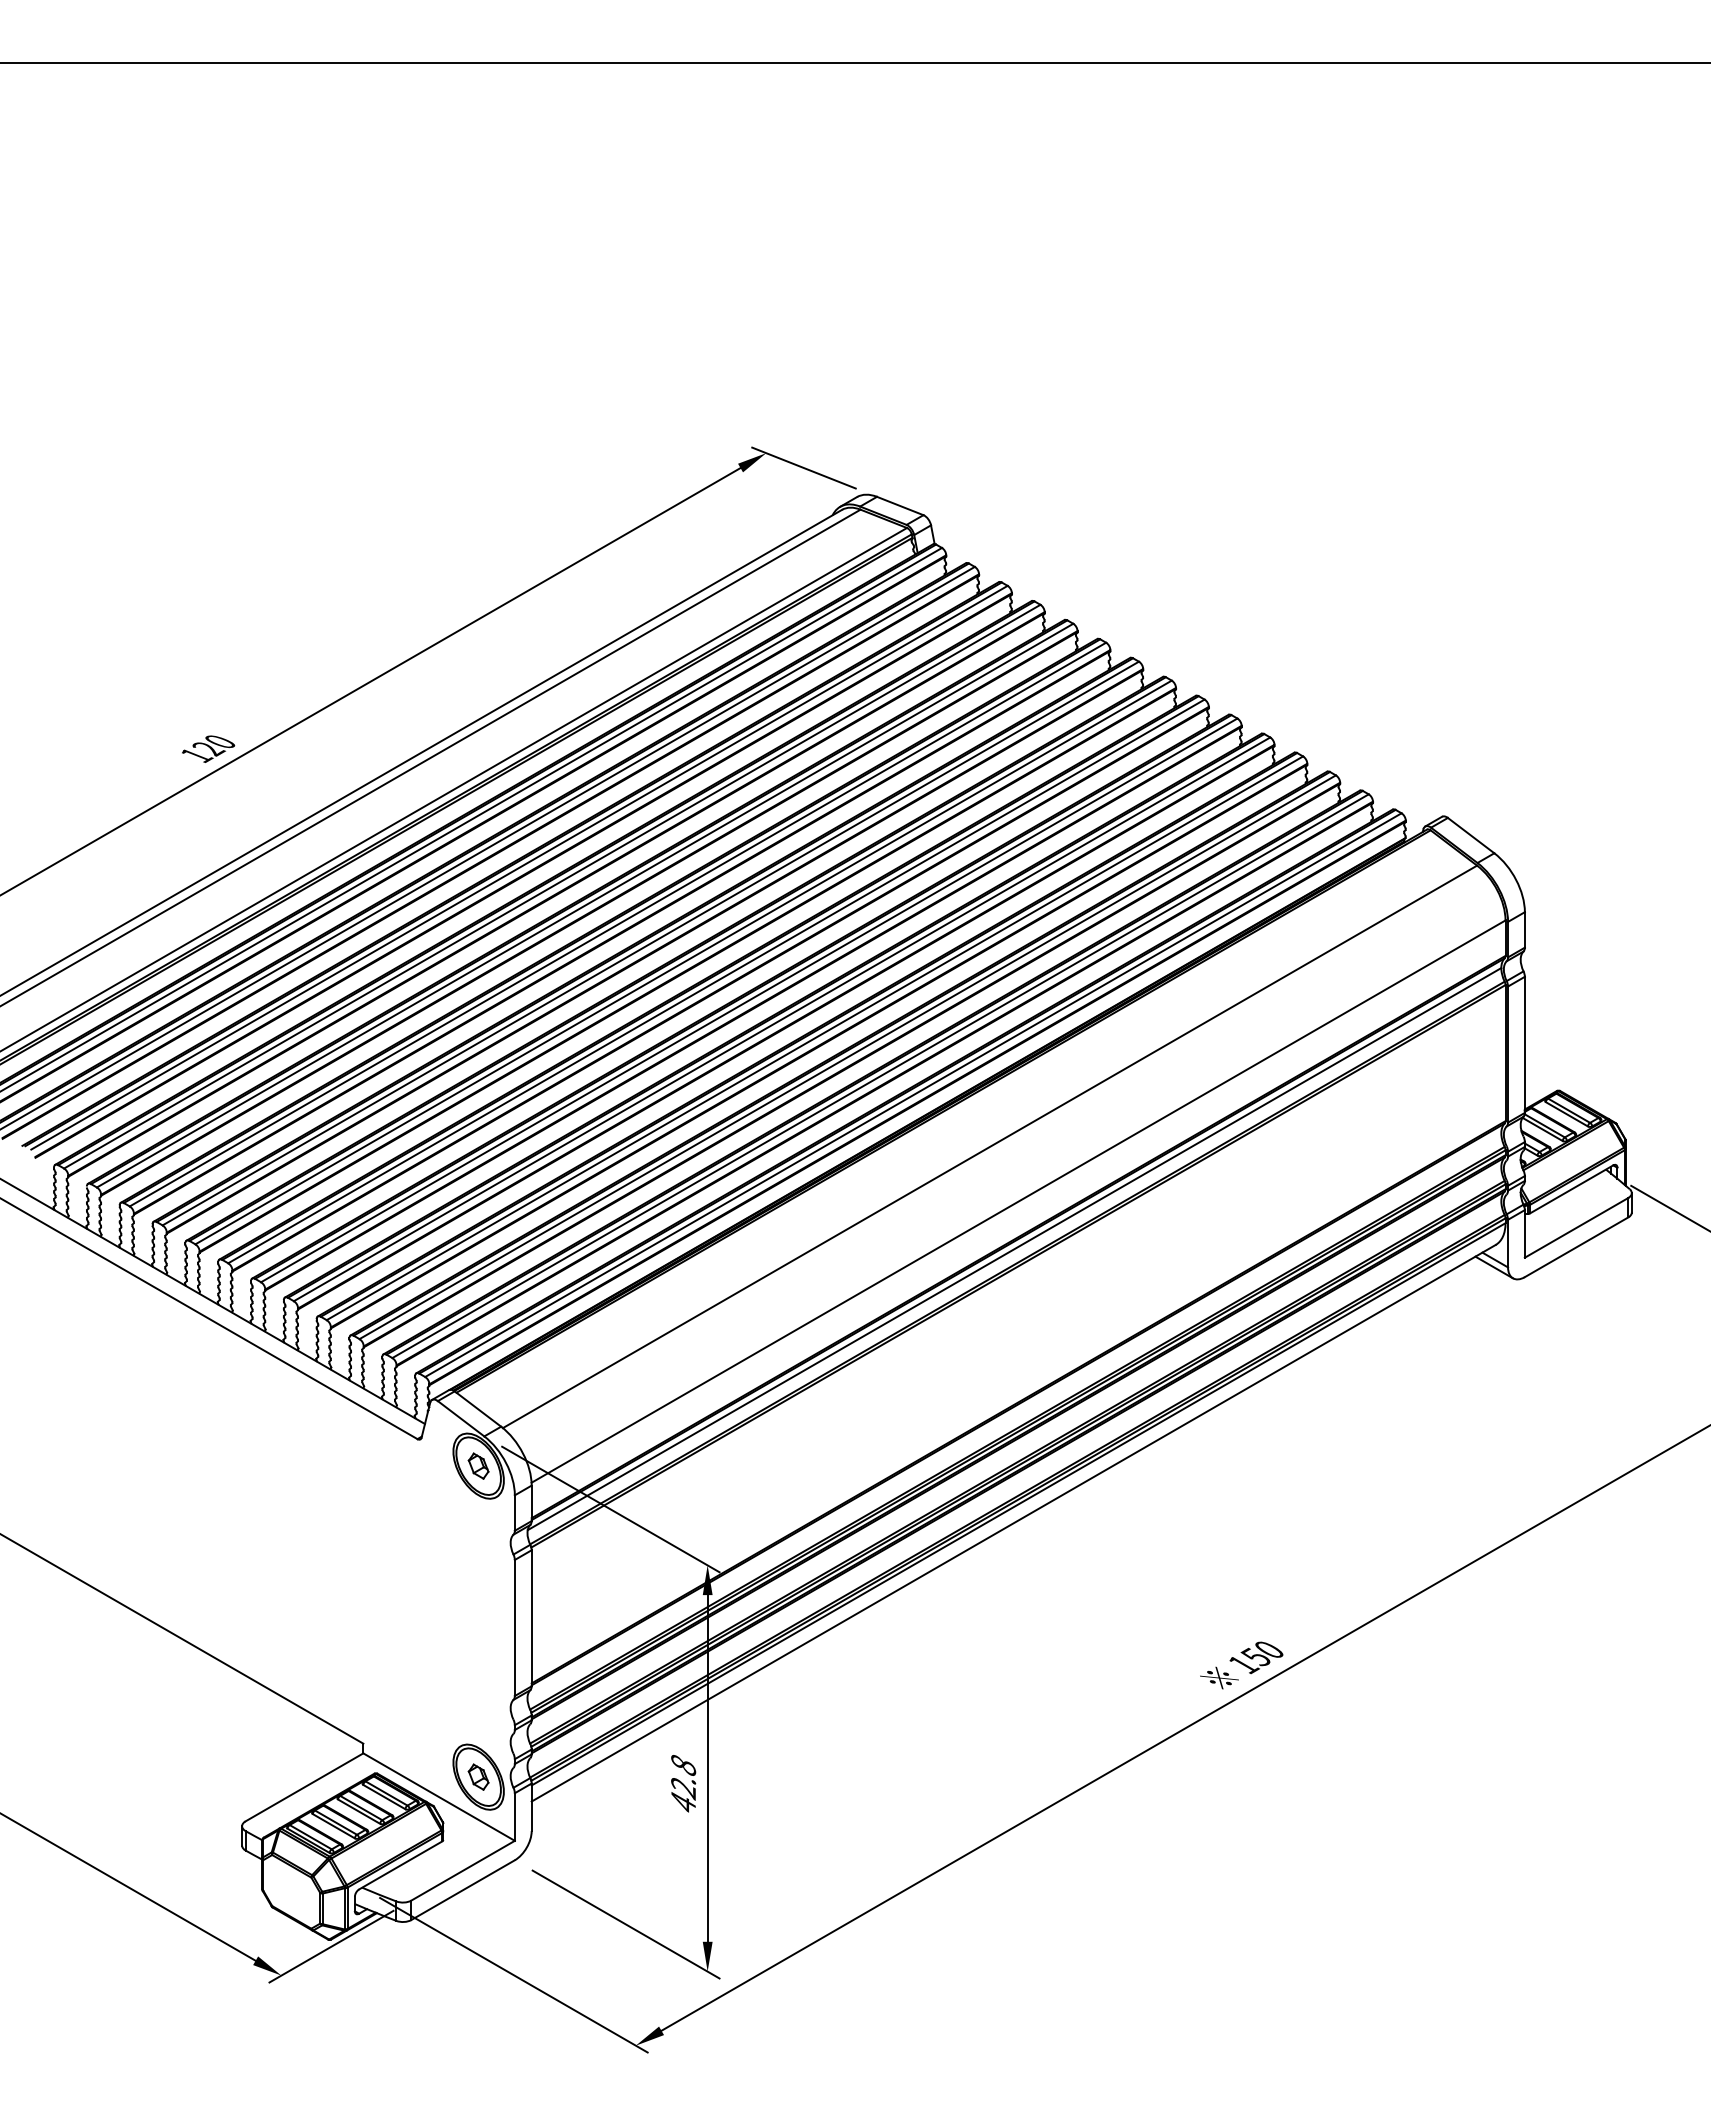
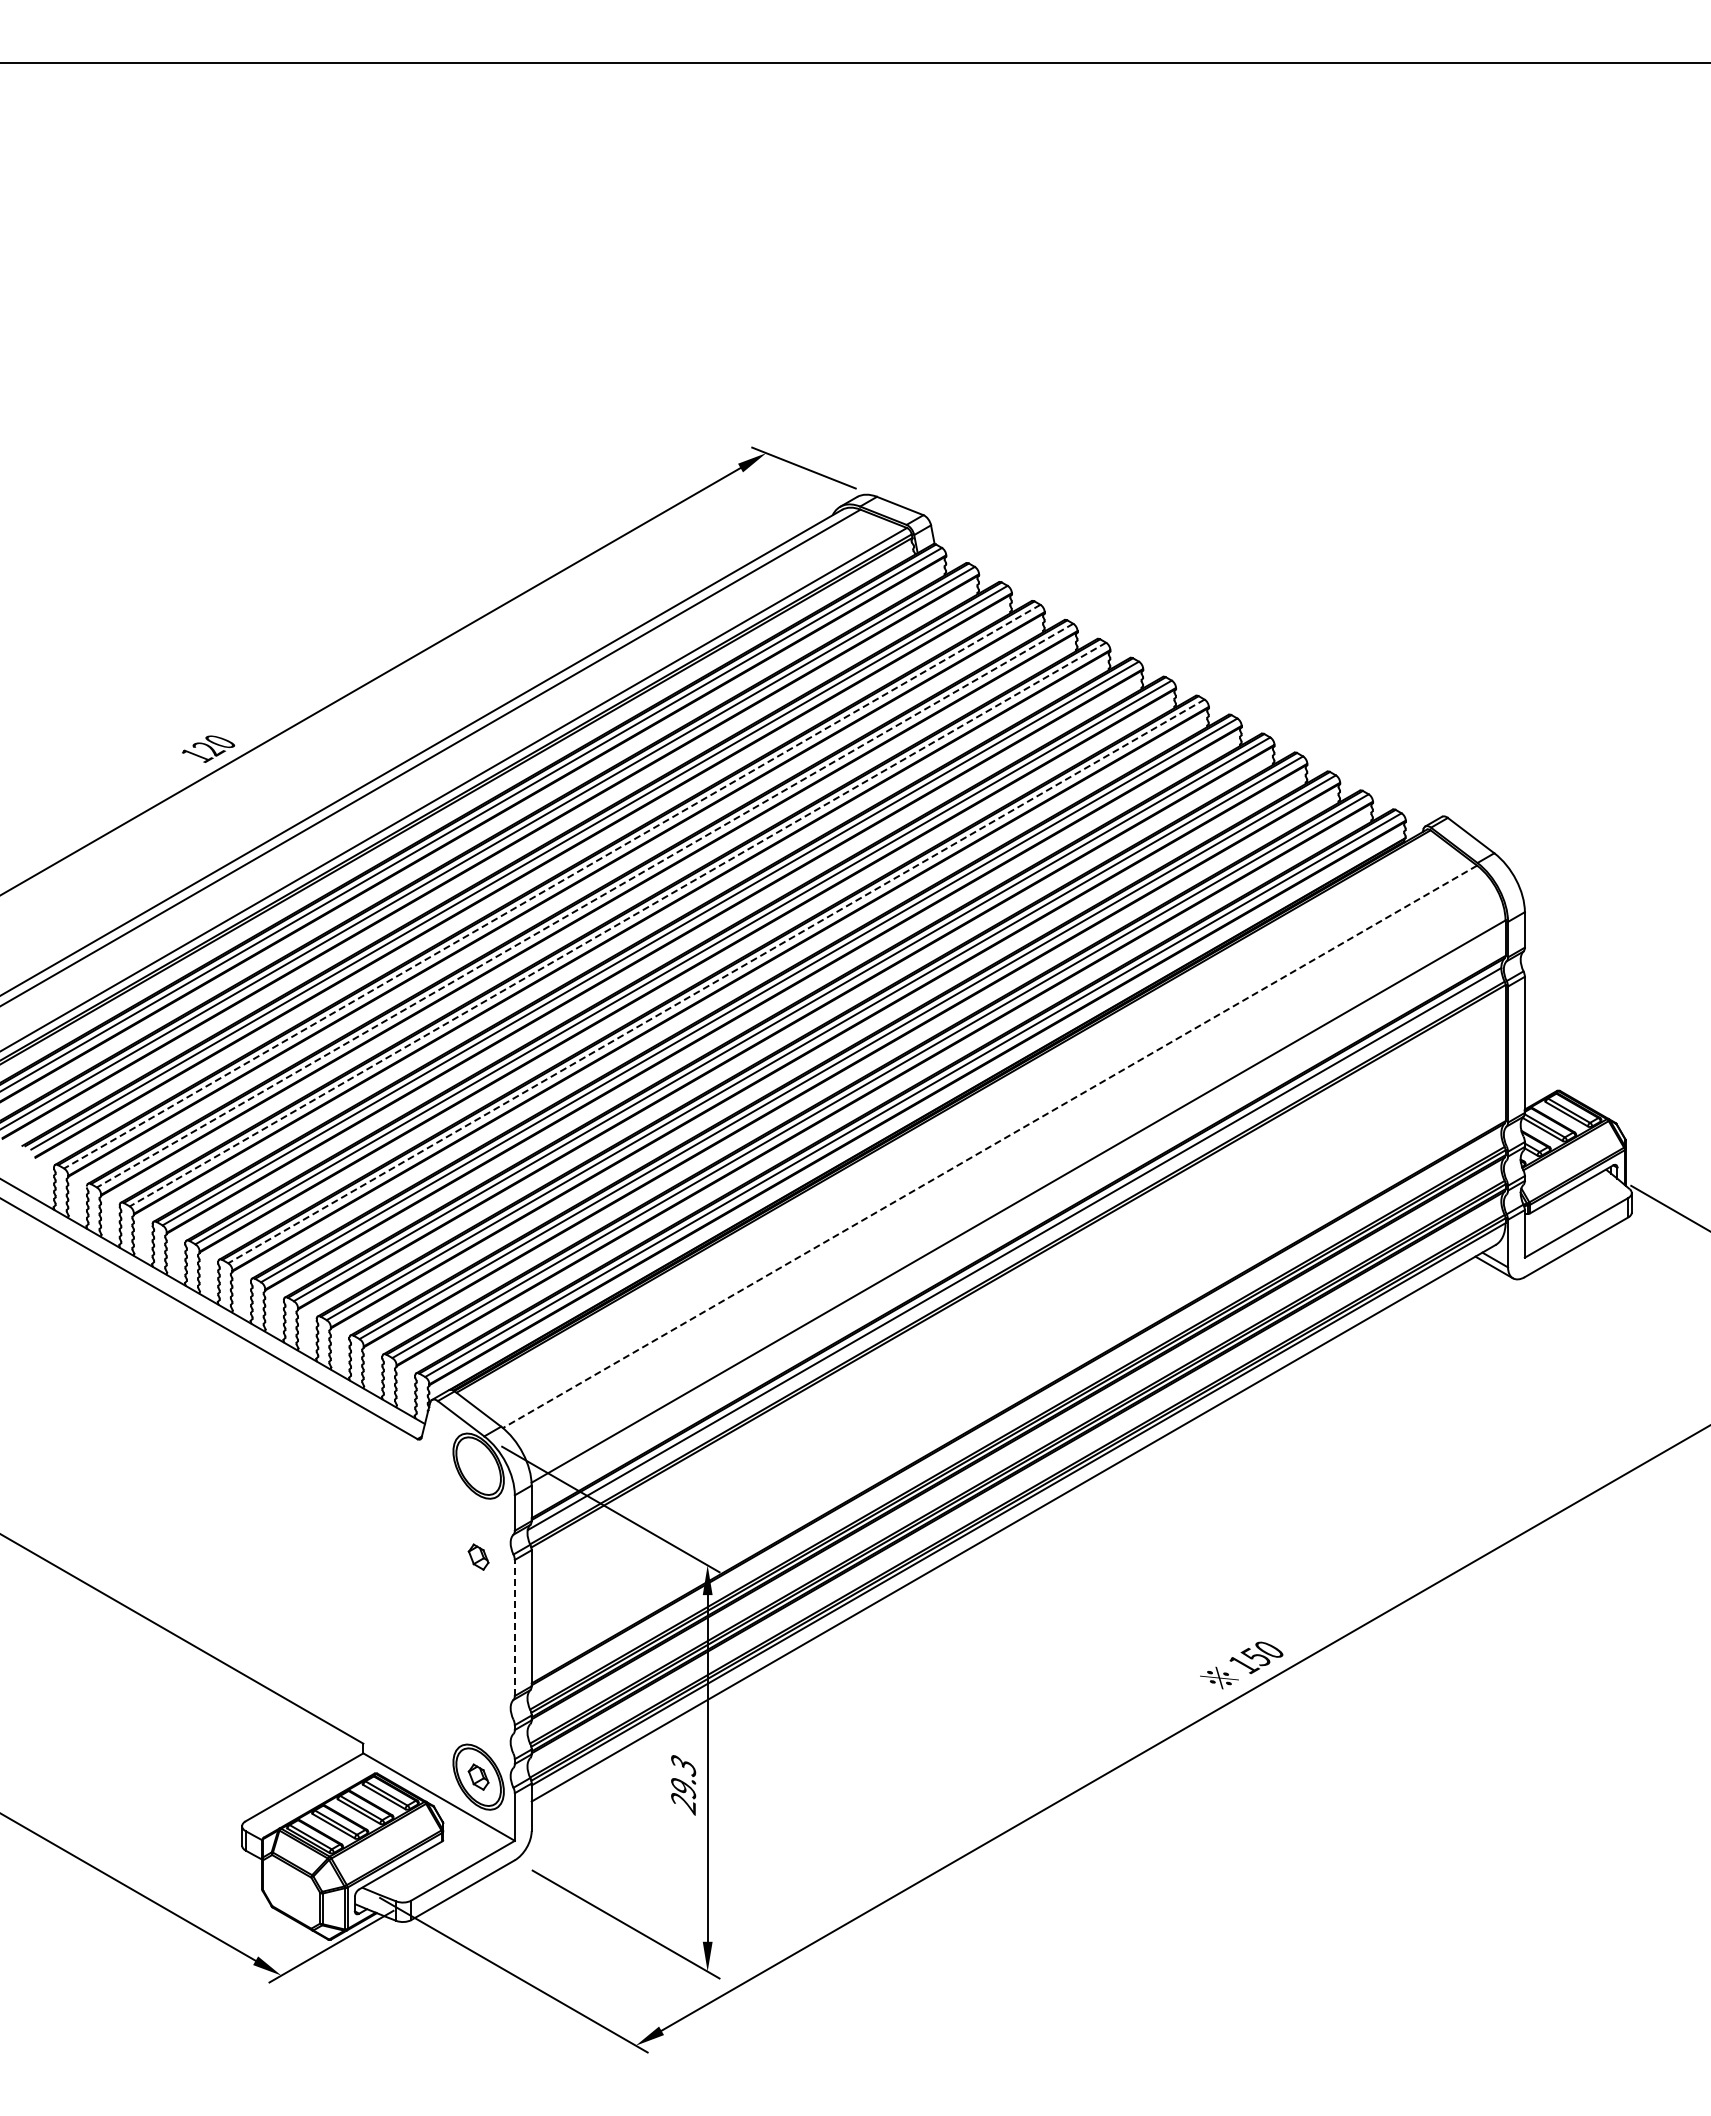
line: solid -> dashed (552, 886)
line: solid -> dashed (585, 905)
line: solid -> dashed (617, 924)
line: solid -> dashed (716, 981)
line: solid -> dashed (989, 1147)
part position: (478, 1465) -> (478, 1556) (478, 1556)
line: solid -> dashed (514, 1627)
text: 42.8 -> 29.3 (683, 1785)
